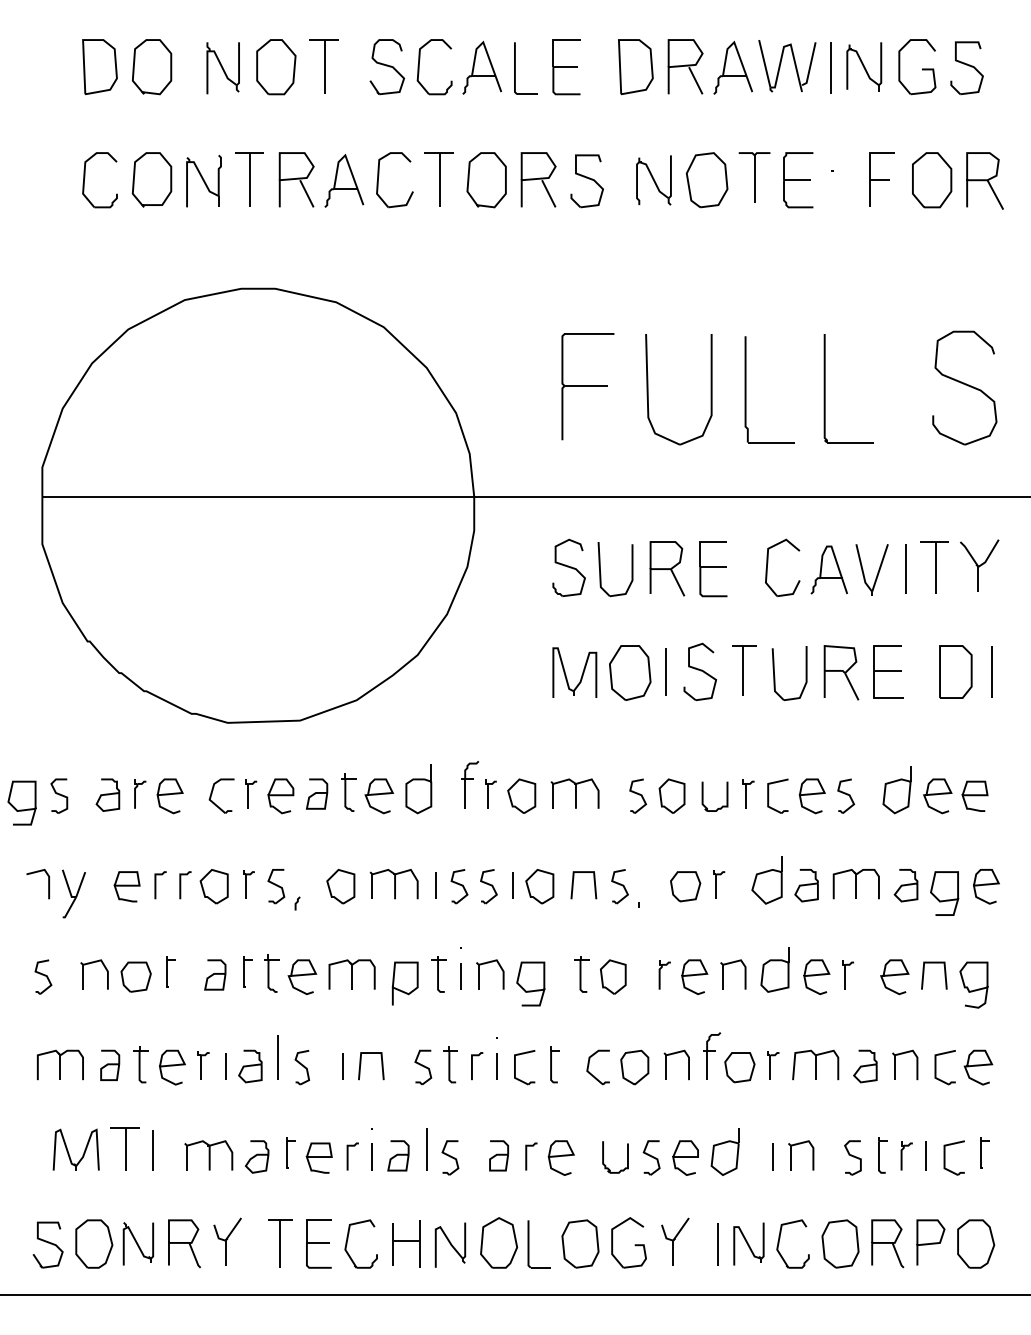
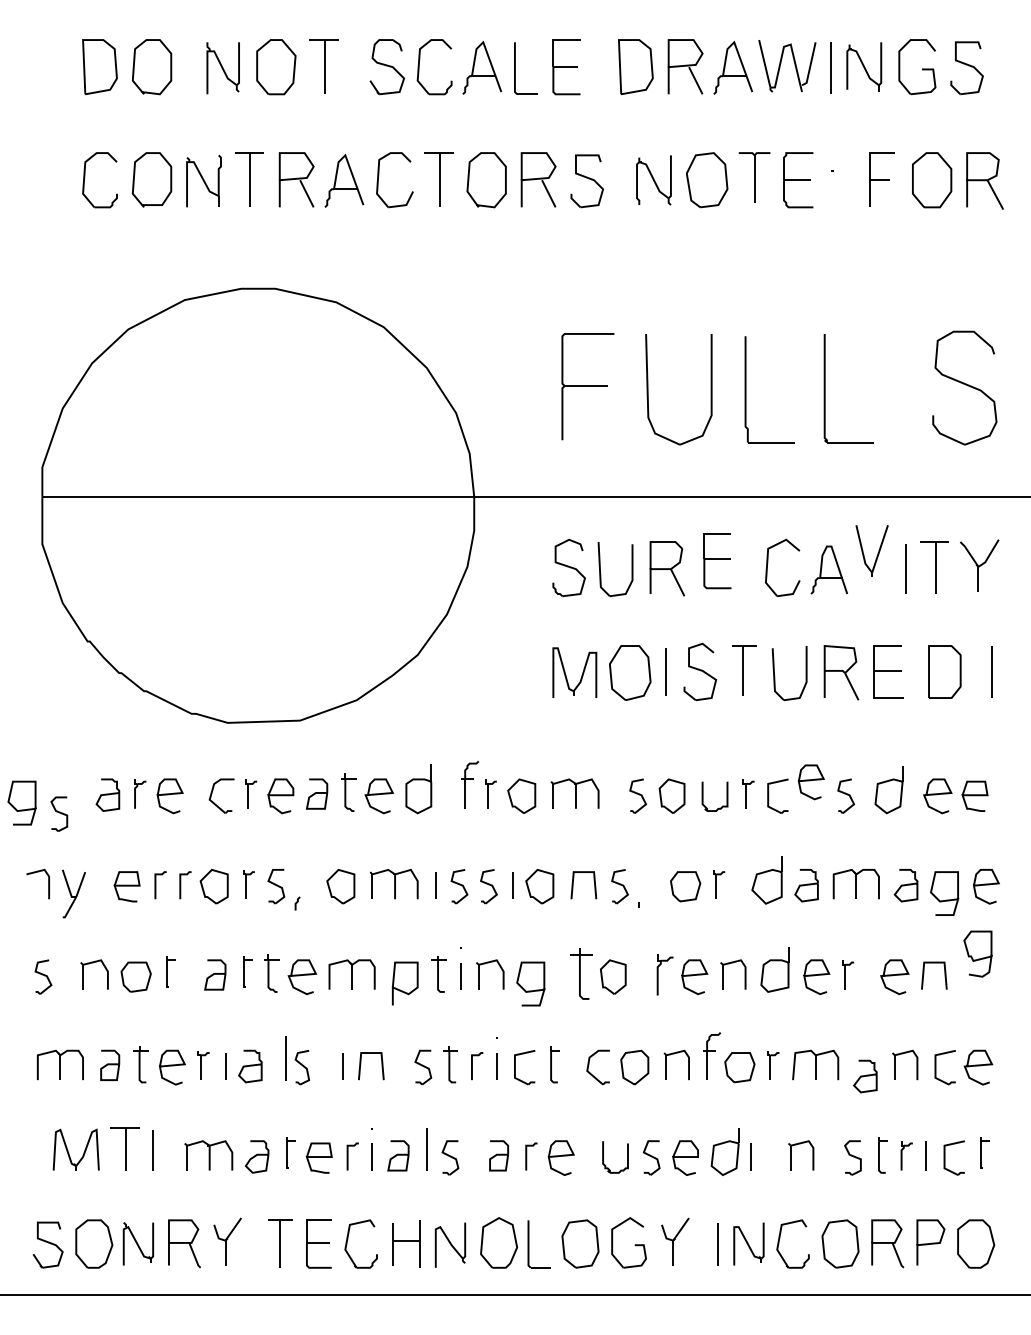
part position: (713, 569) -> (717, 561) (717, 561)
part position: (877, 572) -> (877, 553) (877, 553)
part position: (955, 671) -> (944, 671) (944, 671)
part position: (896, 790) -> (888, 790) (888, 790)
part position: (59, 795) -> (59, 813) (59, 813)
curve position: (811, 795) -> (810, 781) (810, 781)
part size: 16x37 px -> 23x52 px (581, 973)
part size: 13x30 px -> 18x42 px (664, 974)
curve position: (974, 989) -> (978, 958) (978, 958)
line position: (277, 1057) -> (285, 1058) (285, 1058)
part position: (865, 1066) -> (865, 1076) (865, 1076)
line position: (772, 1156) -> (750, 1156) (750, 1156)
